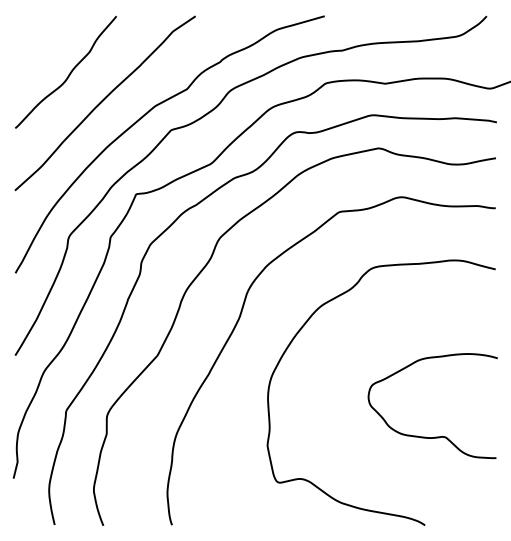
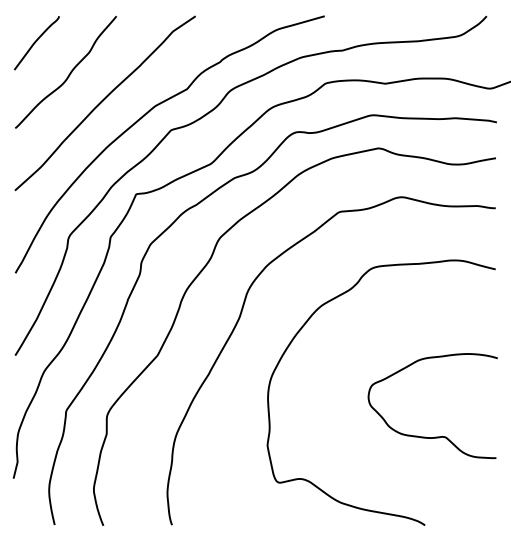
curve: none -> present (36, 42)
